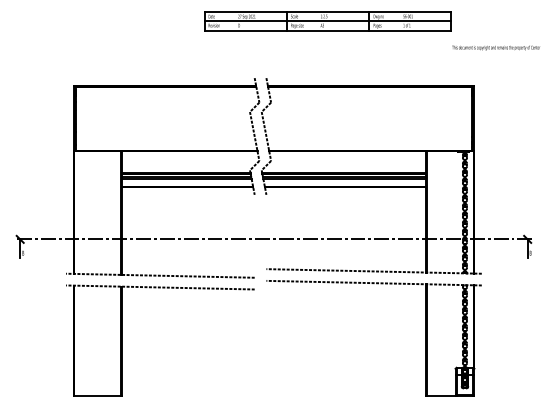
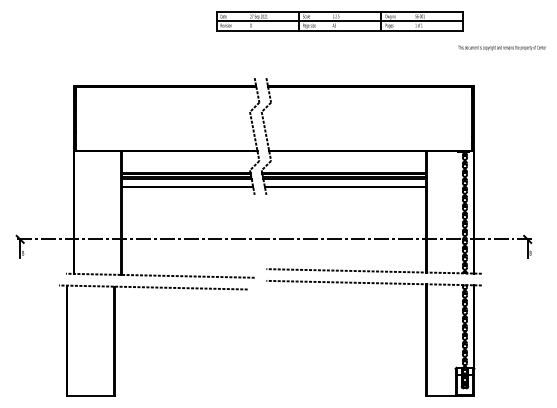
part position: (327, 21) -> (339, 21) (339, 21)
text position: (495, 47) -> (501, 47) (501, 47)
part position: (122, 340) -> (115, 340) (115, 340)
